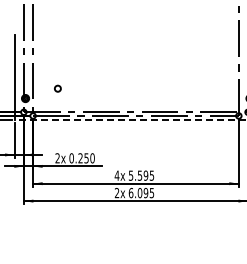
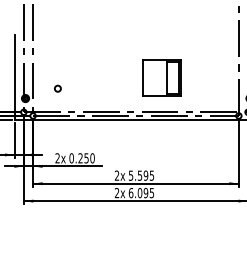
part: none -> present (161, 77)
line: dashed -> solid (130, 120)
text: 4x -> 2x (116, 175)
